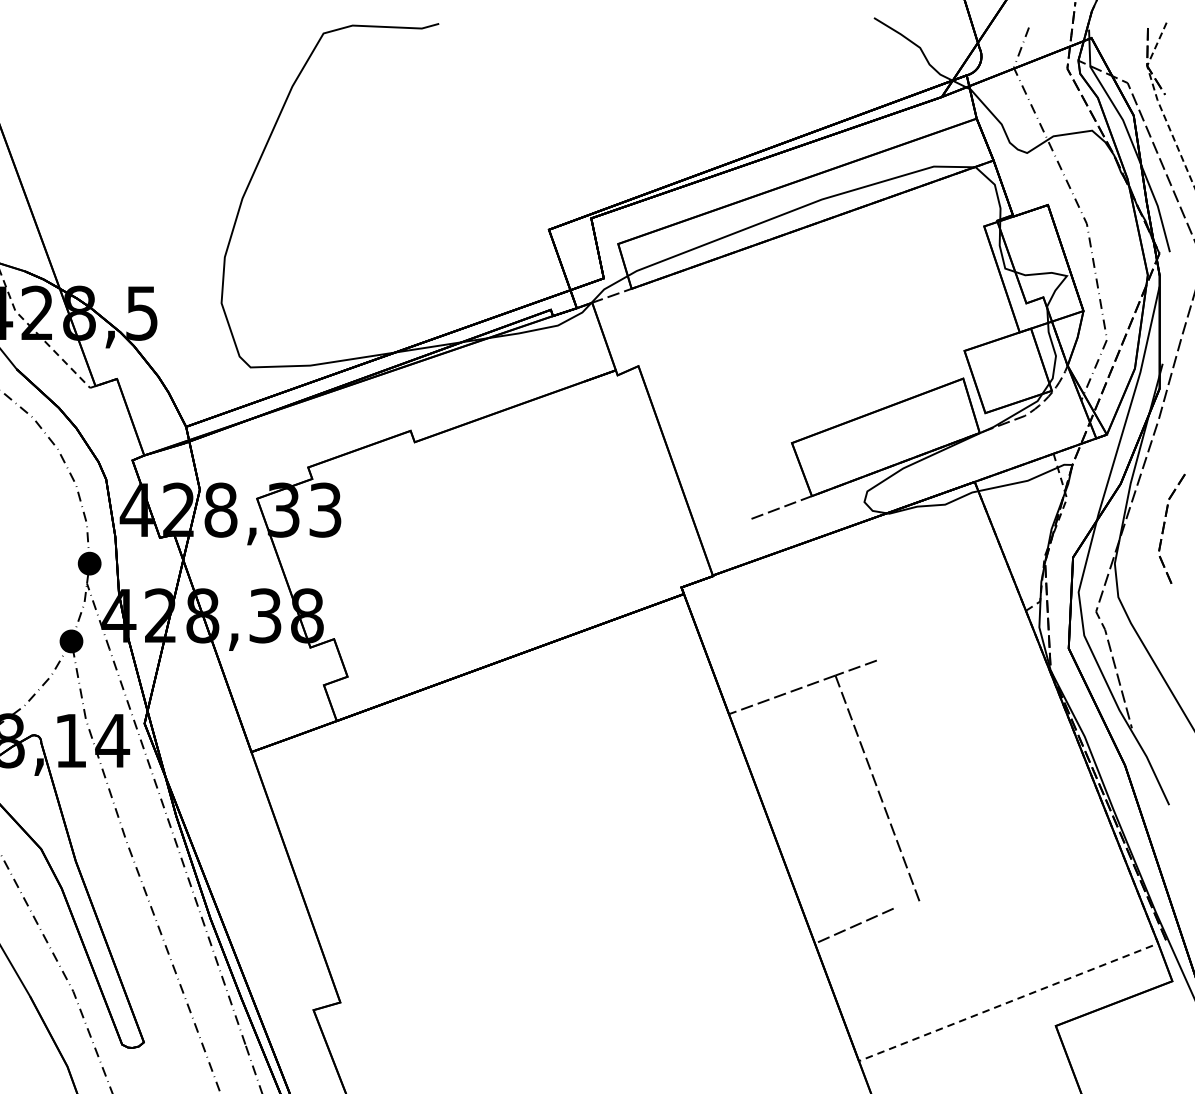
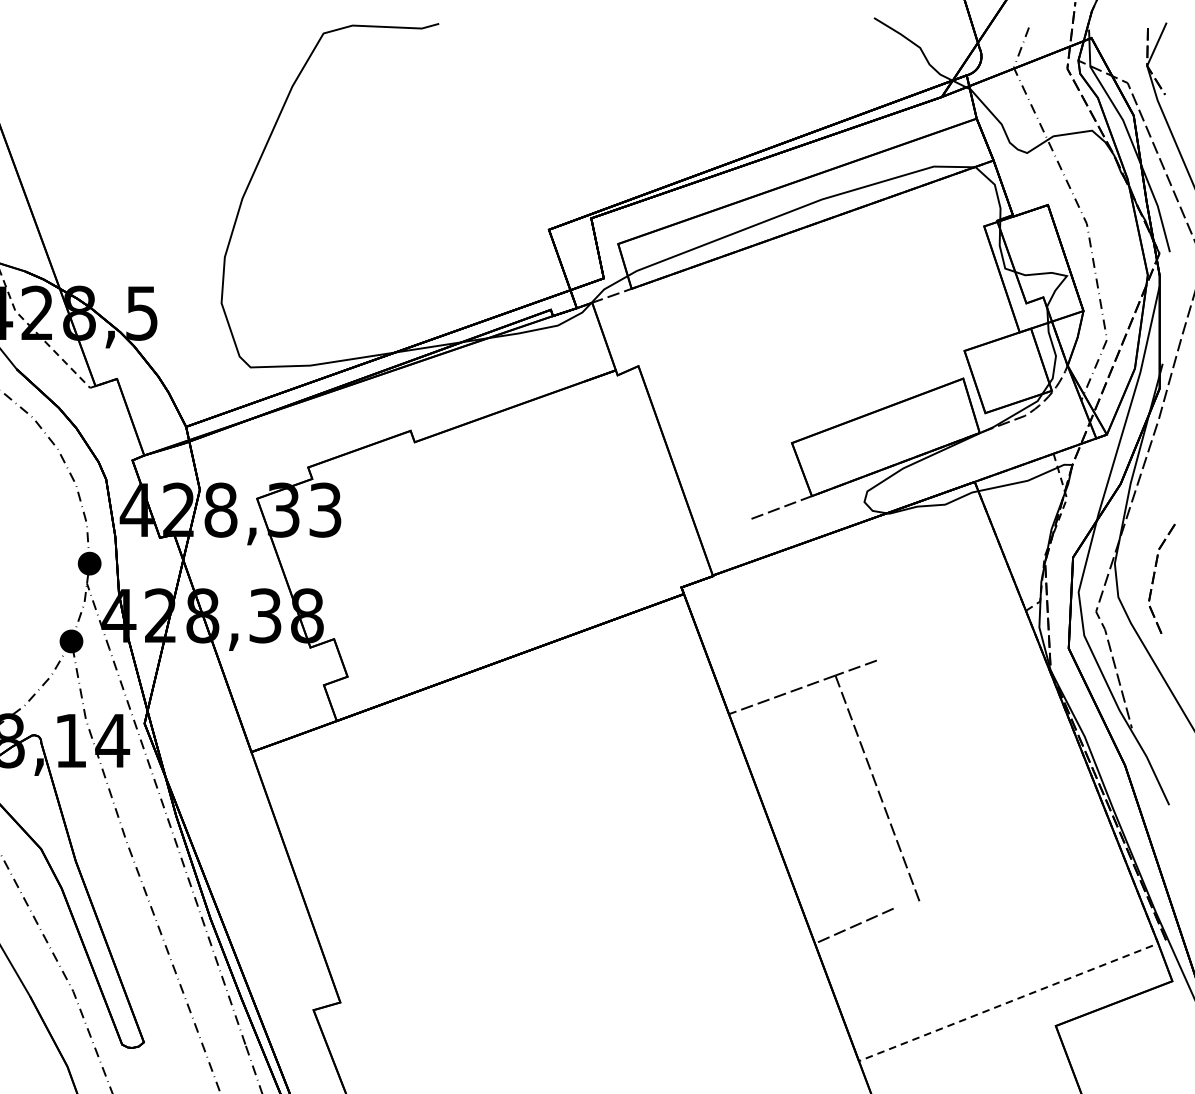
line: dashed -> solid (1159, 104)
part position: (1164, 528) -> (1154, 578) (1154, 578)
